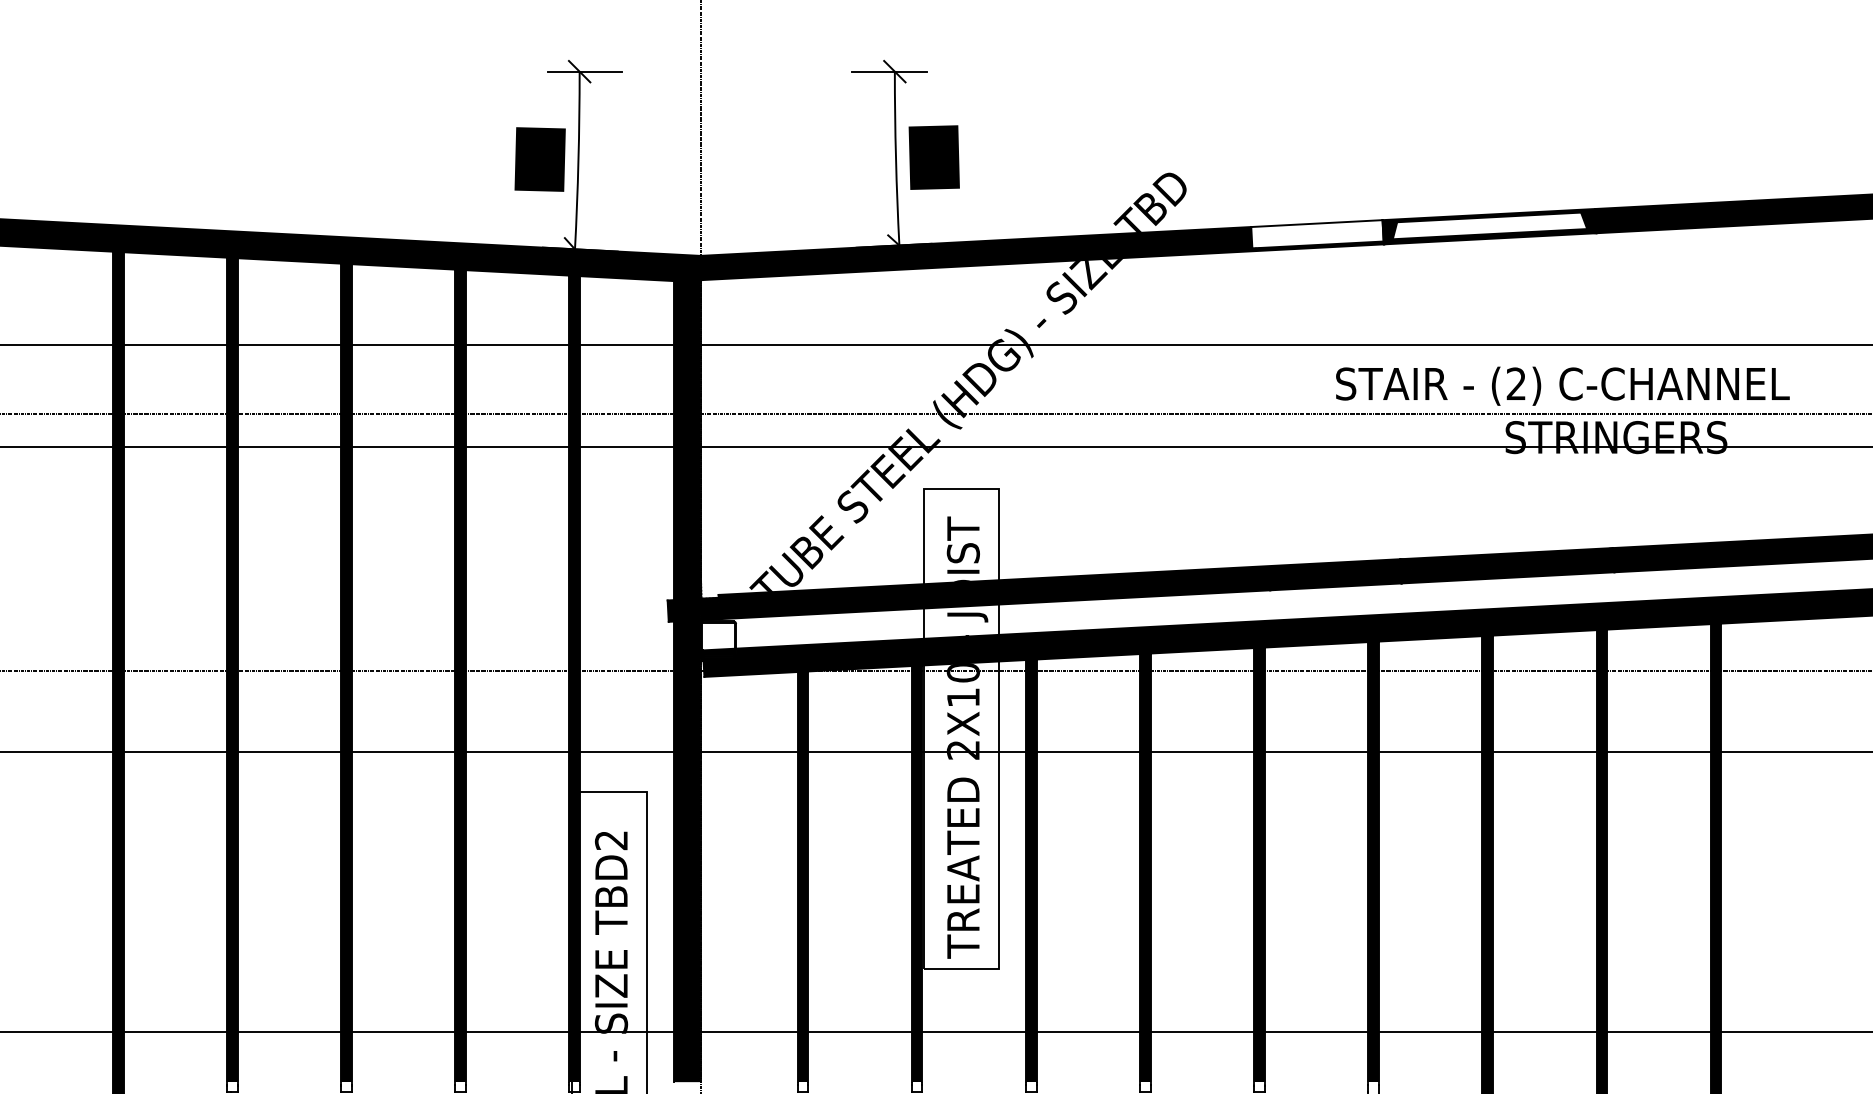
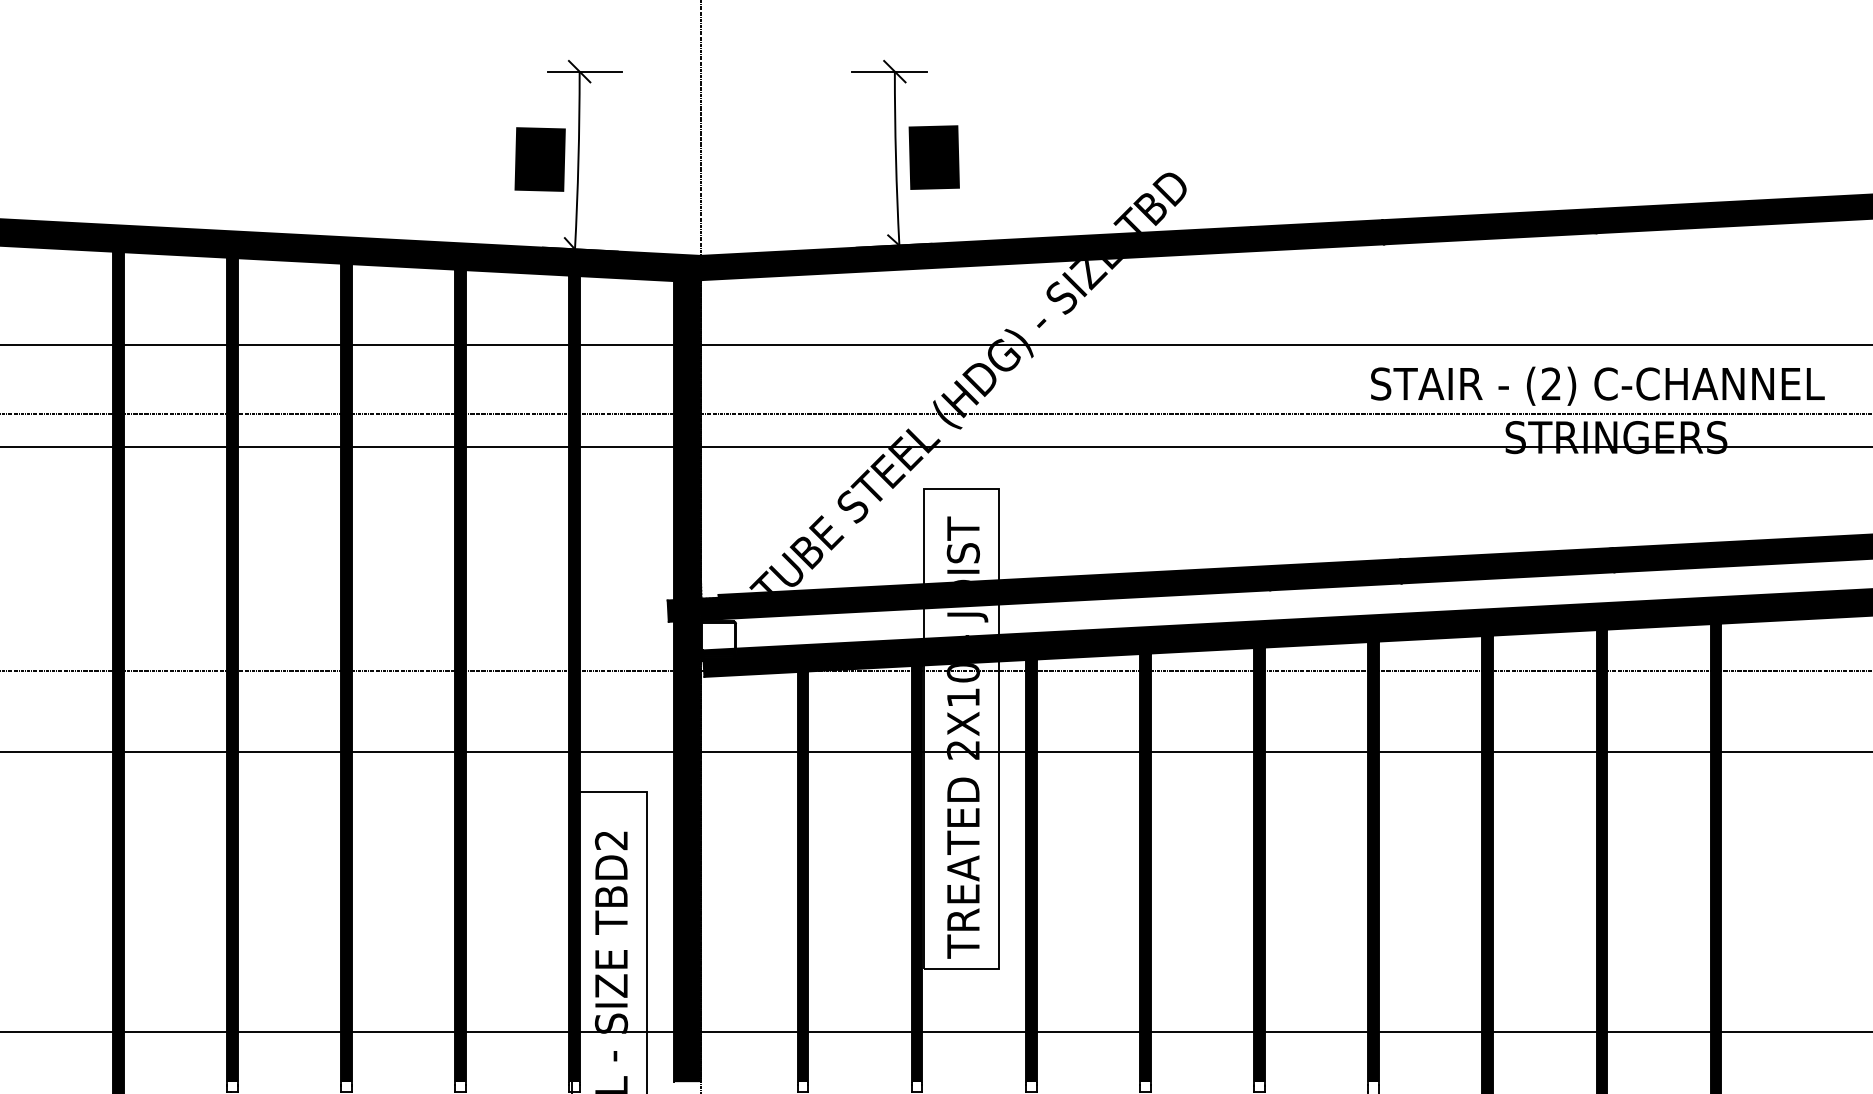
fill: none -> present (1489, 225)
fill: none -> present (1317, 234)
text position: (1562, 385) -> (1597, 385) (1597, 385)
